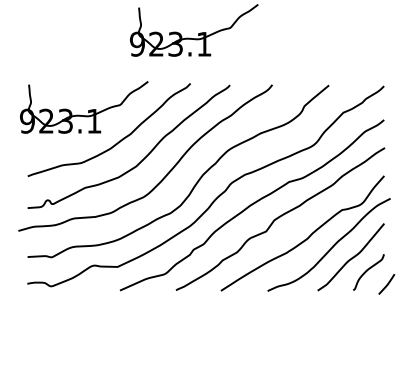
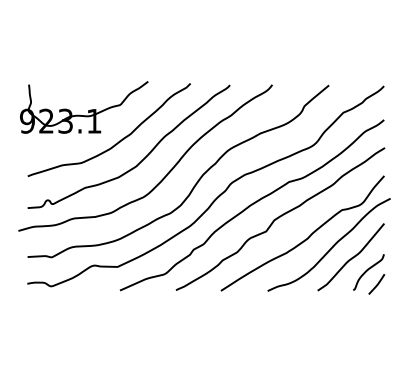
part: present -> none (194, 30)
line position: (386, 284) -> (376, 284) (376, 284)
